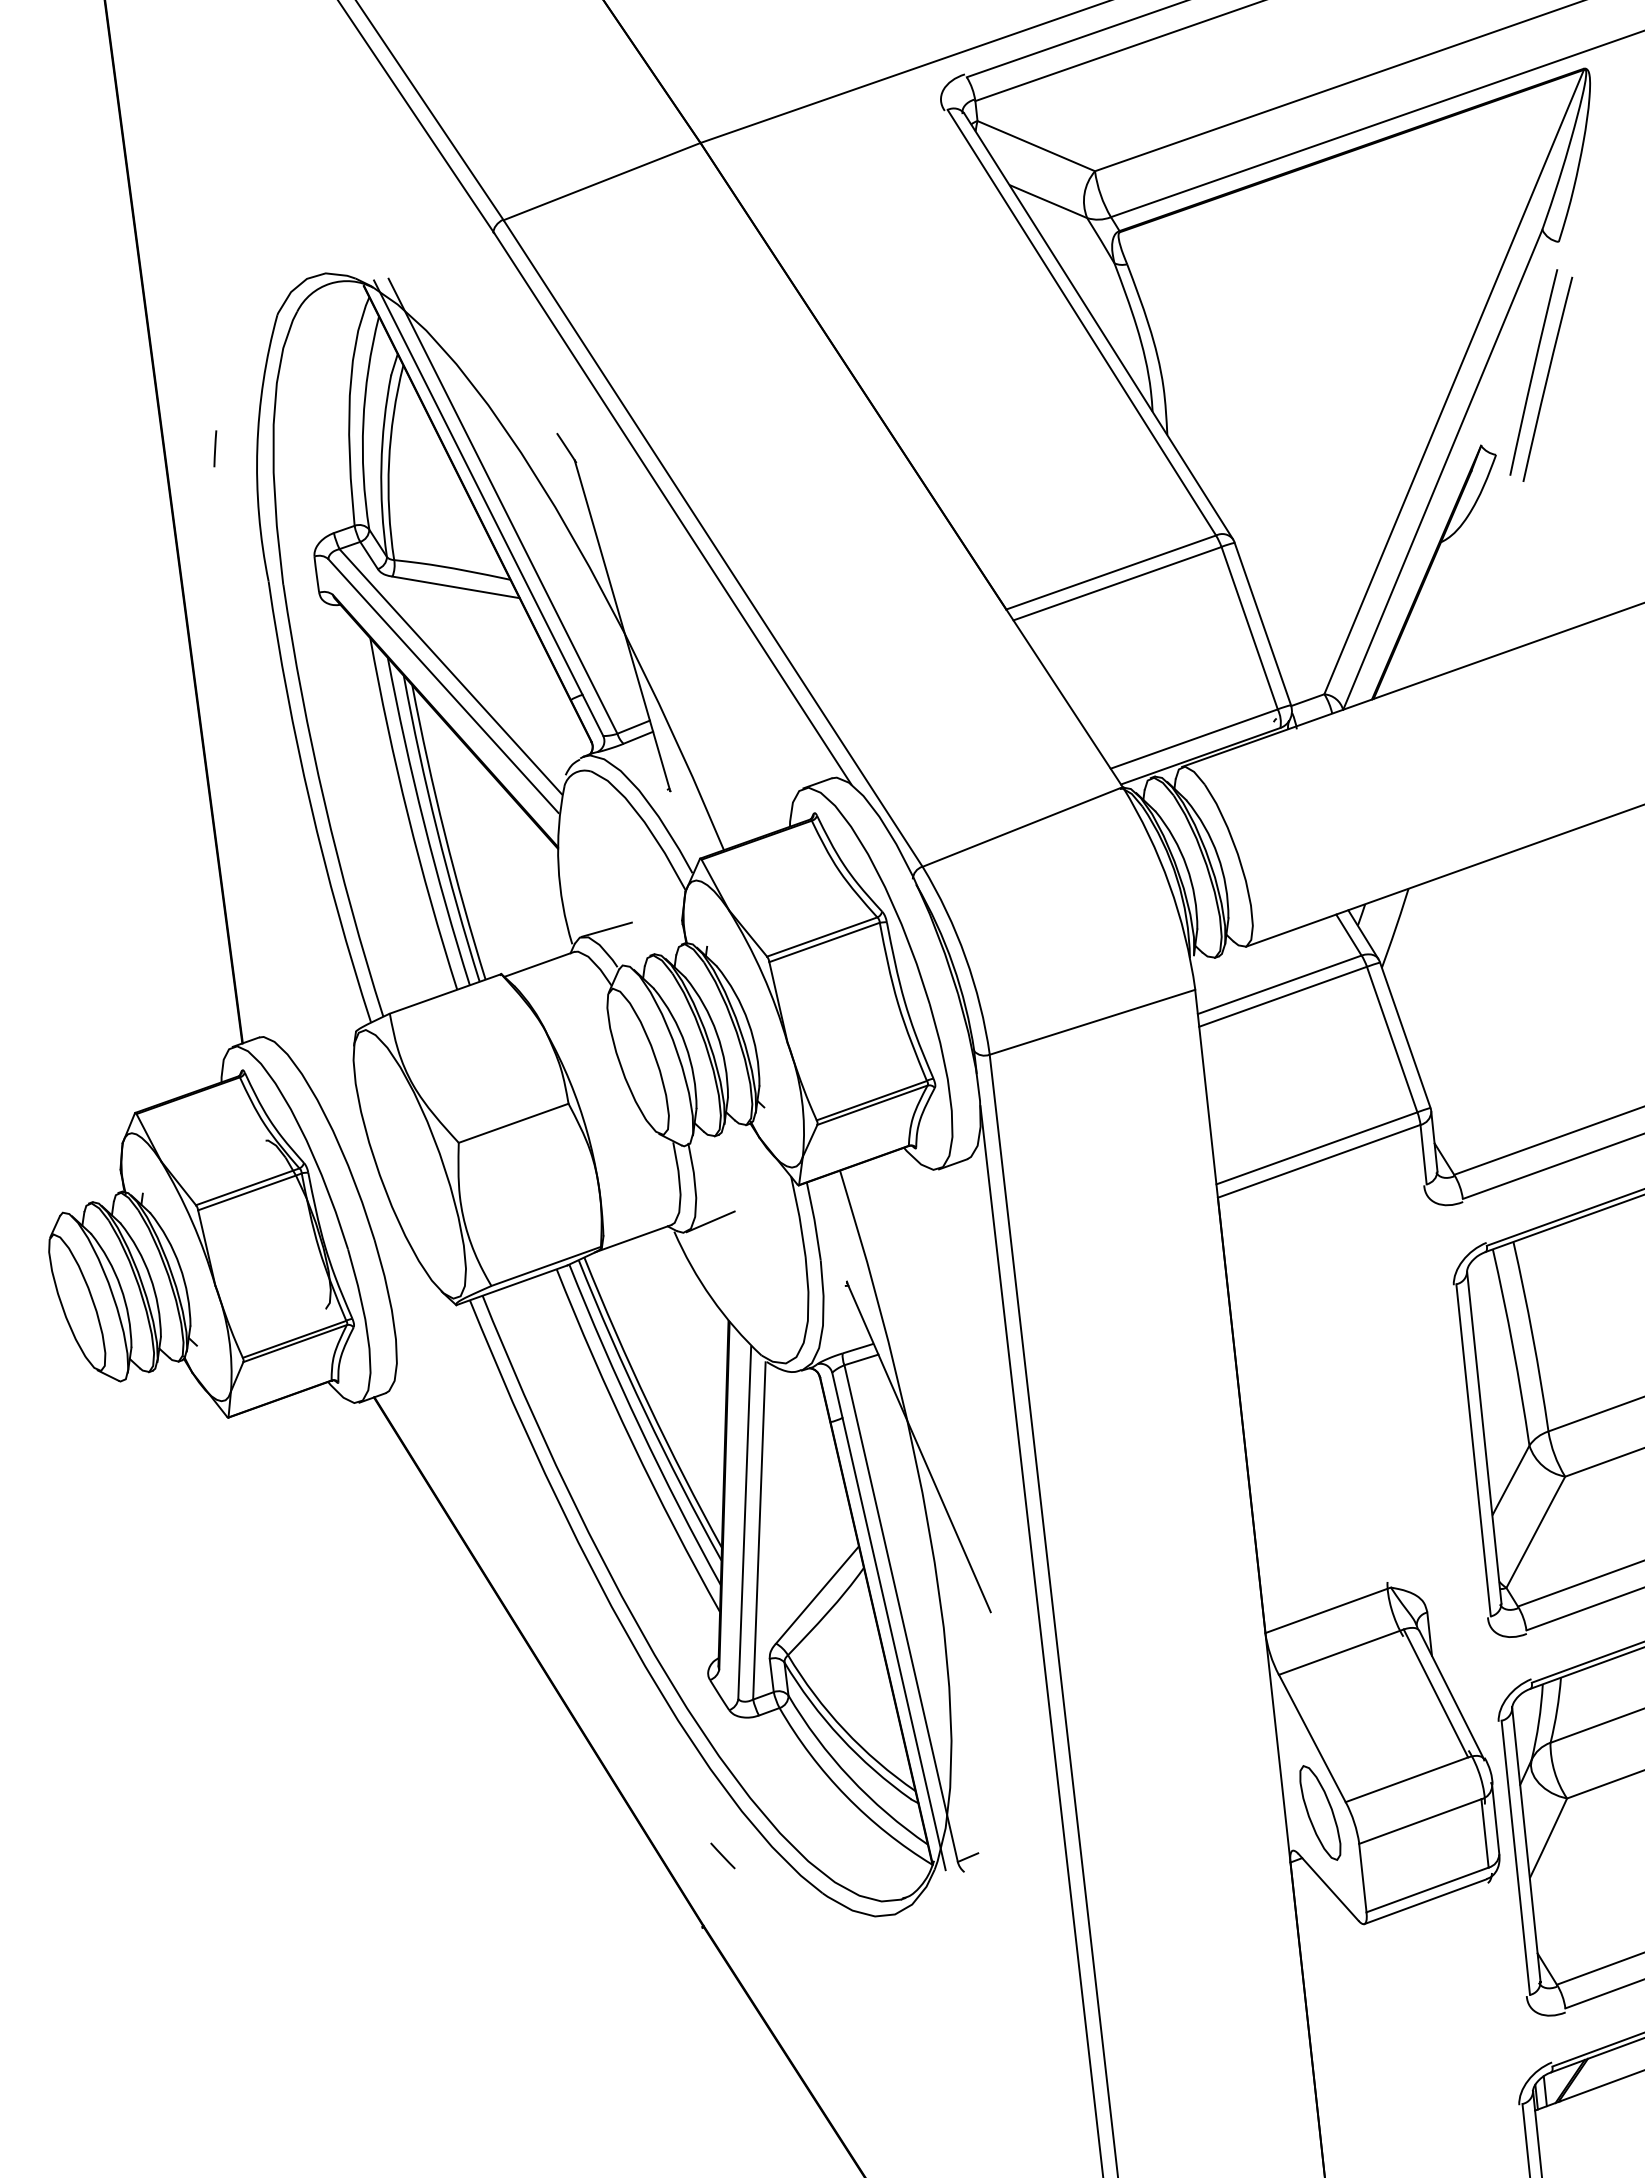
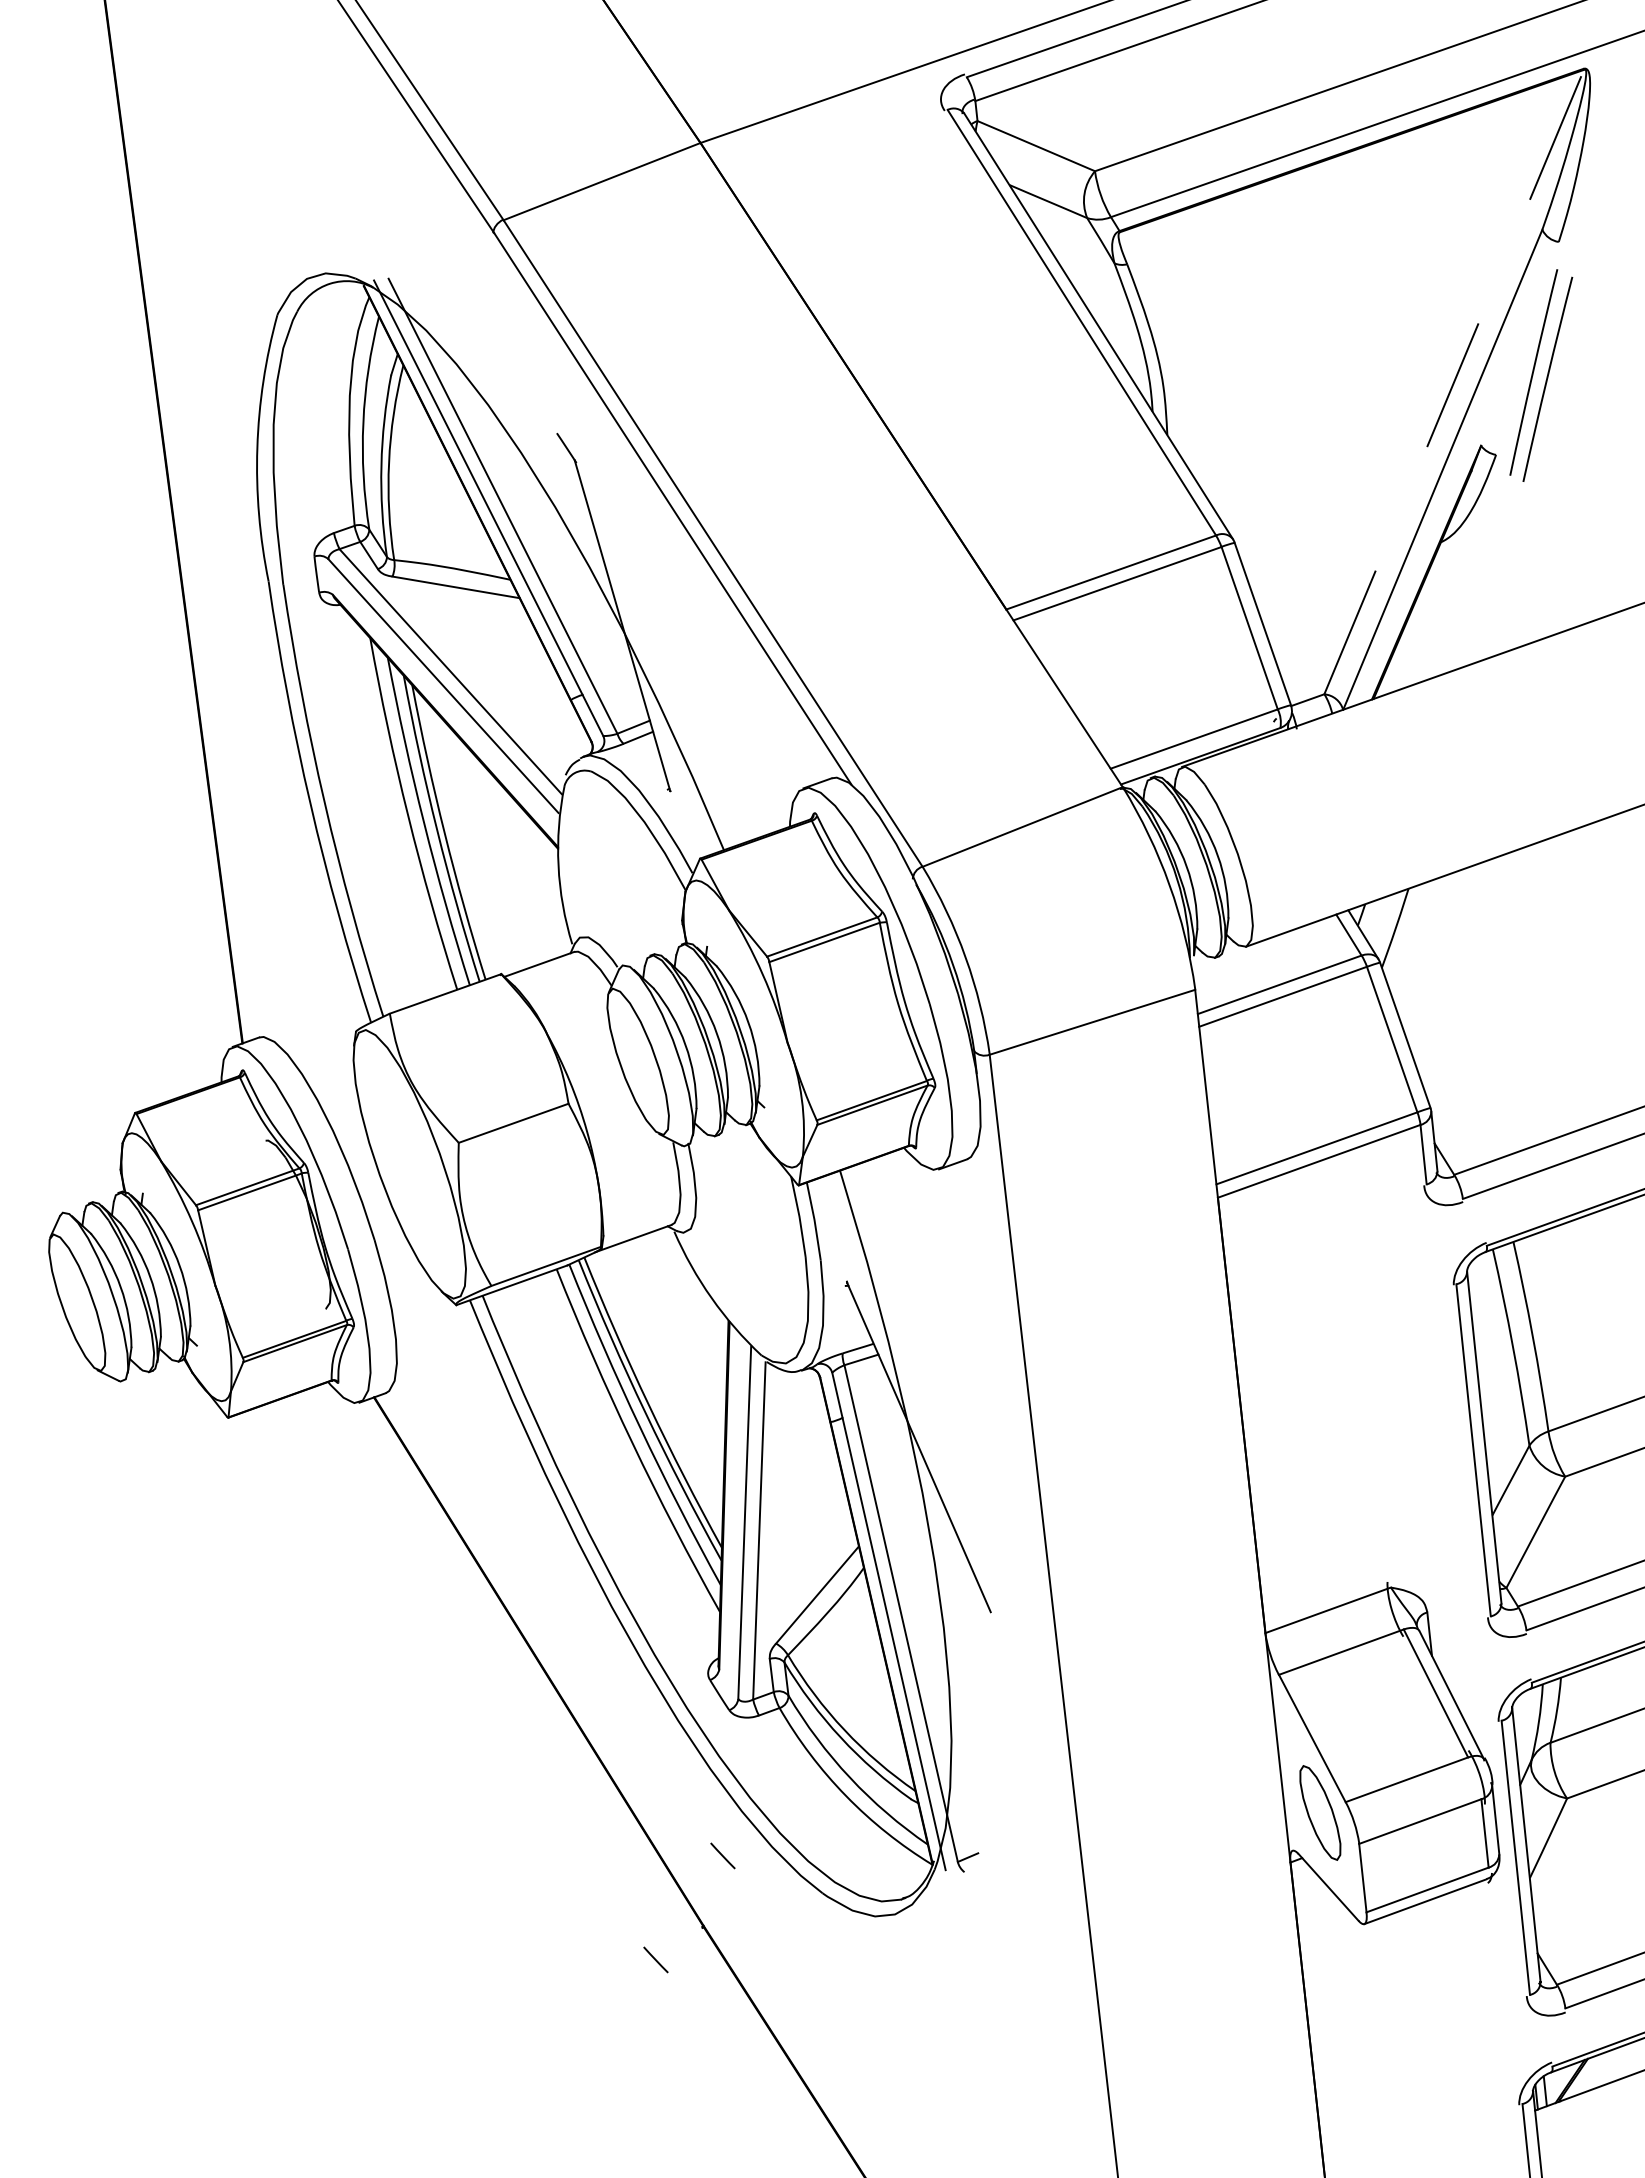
line: solid -> dashed (1454, 381)
line: present -> none (215, 448)
line: present -> none (606, 929)
line: present -> none (710, 1221)
line: present -> none (1041, 1640)
line: none -> present (655, 1959)
